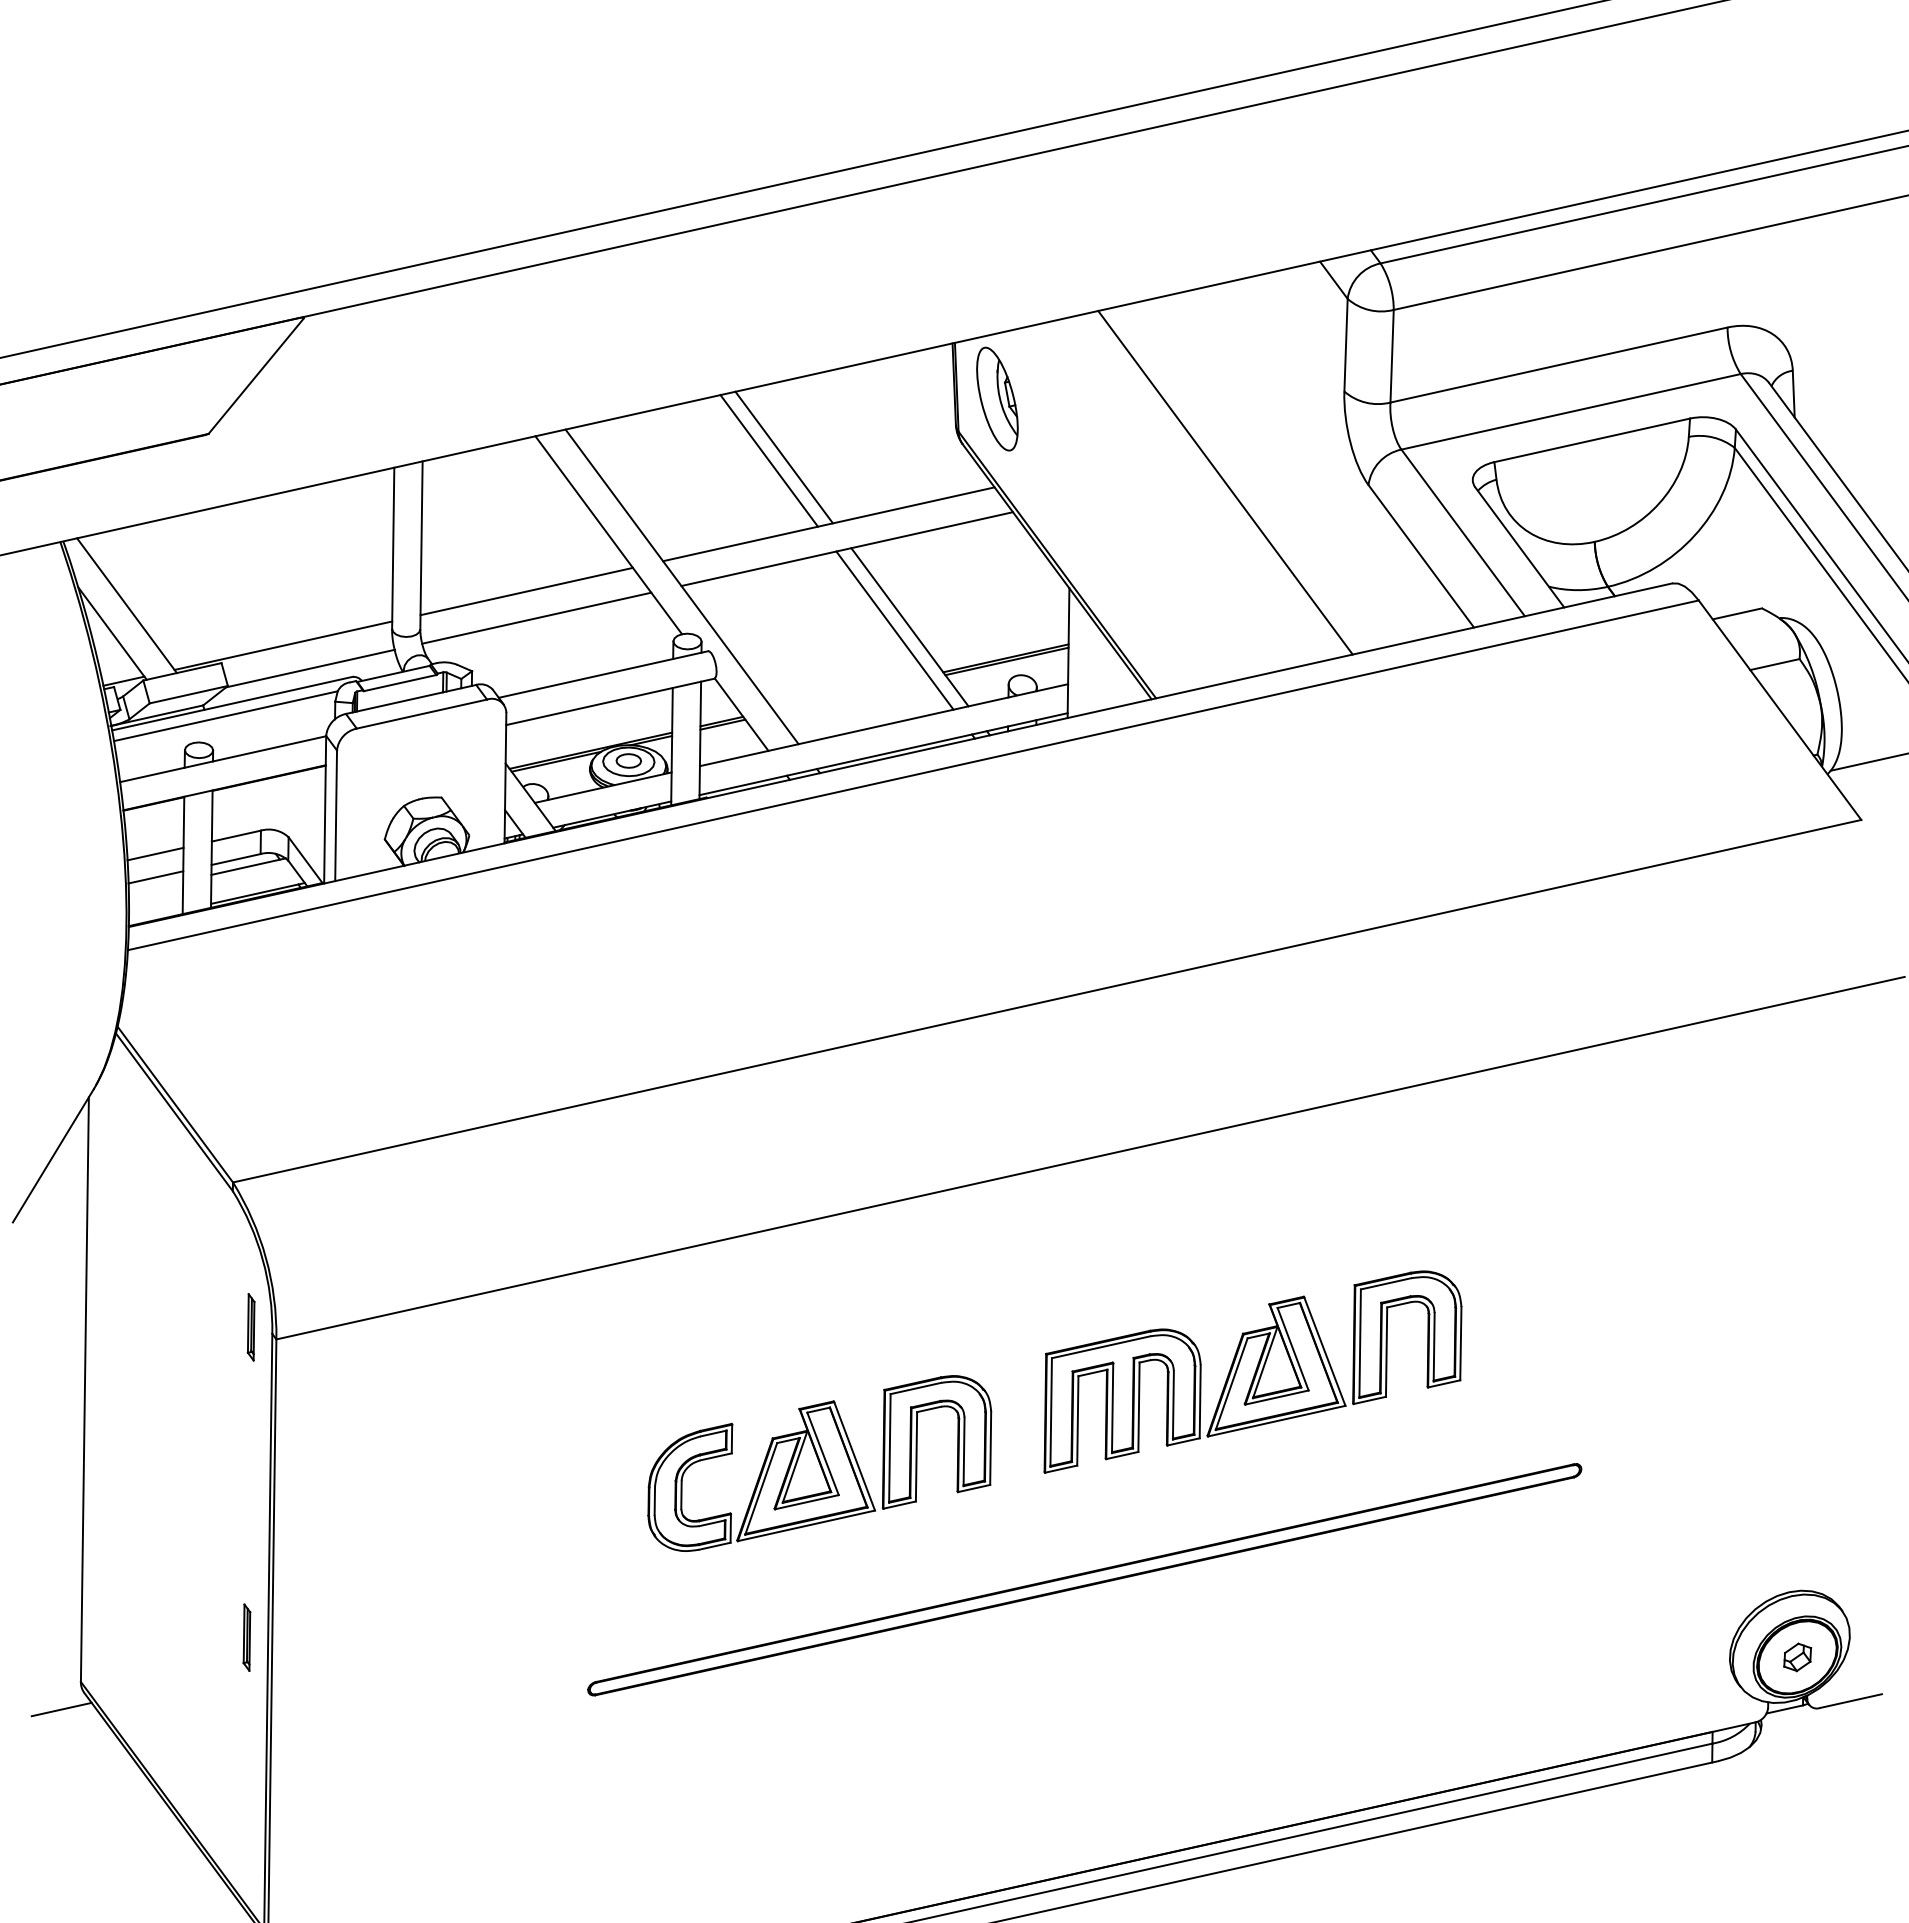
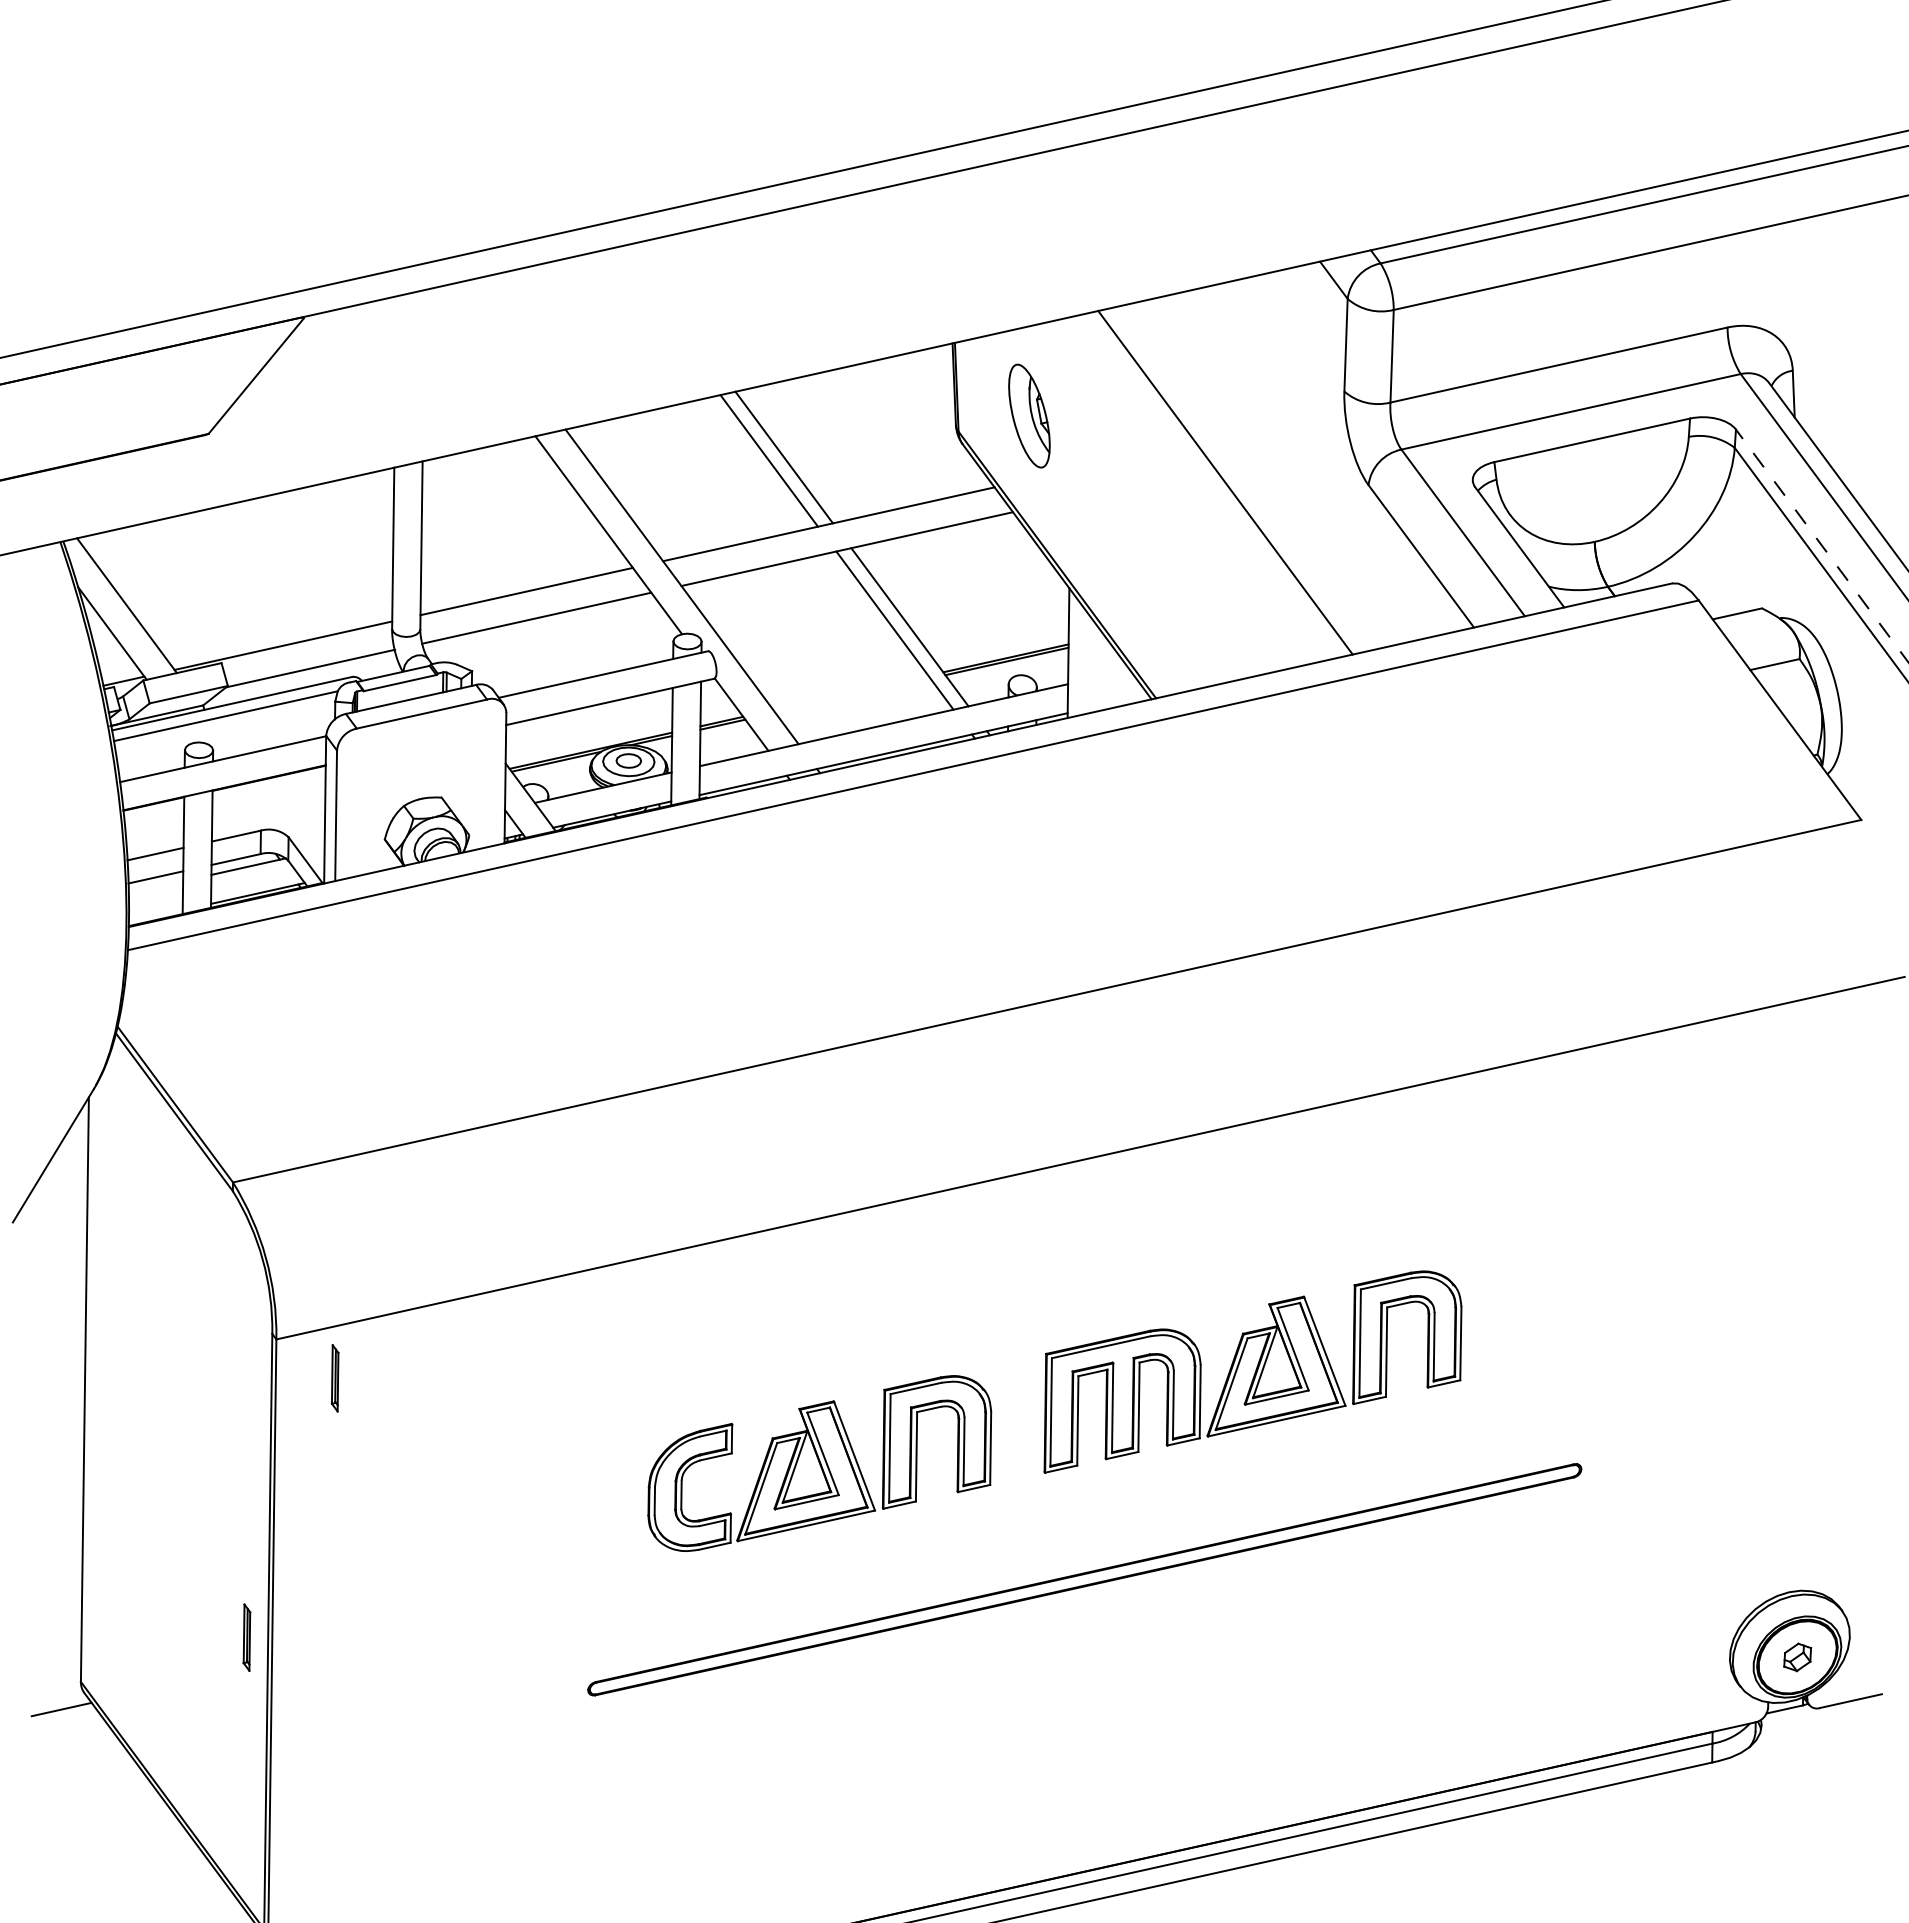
part position: (997, 398) -> (1029, 415) (1029, 415)
line: solid -> dashed (1822, 545)
line: present -> none (1867, 762)
part position: (250, 1327) -> (334, 1378) (334, 1378)
